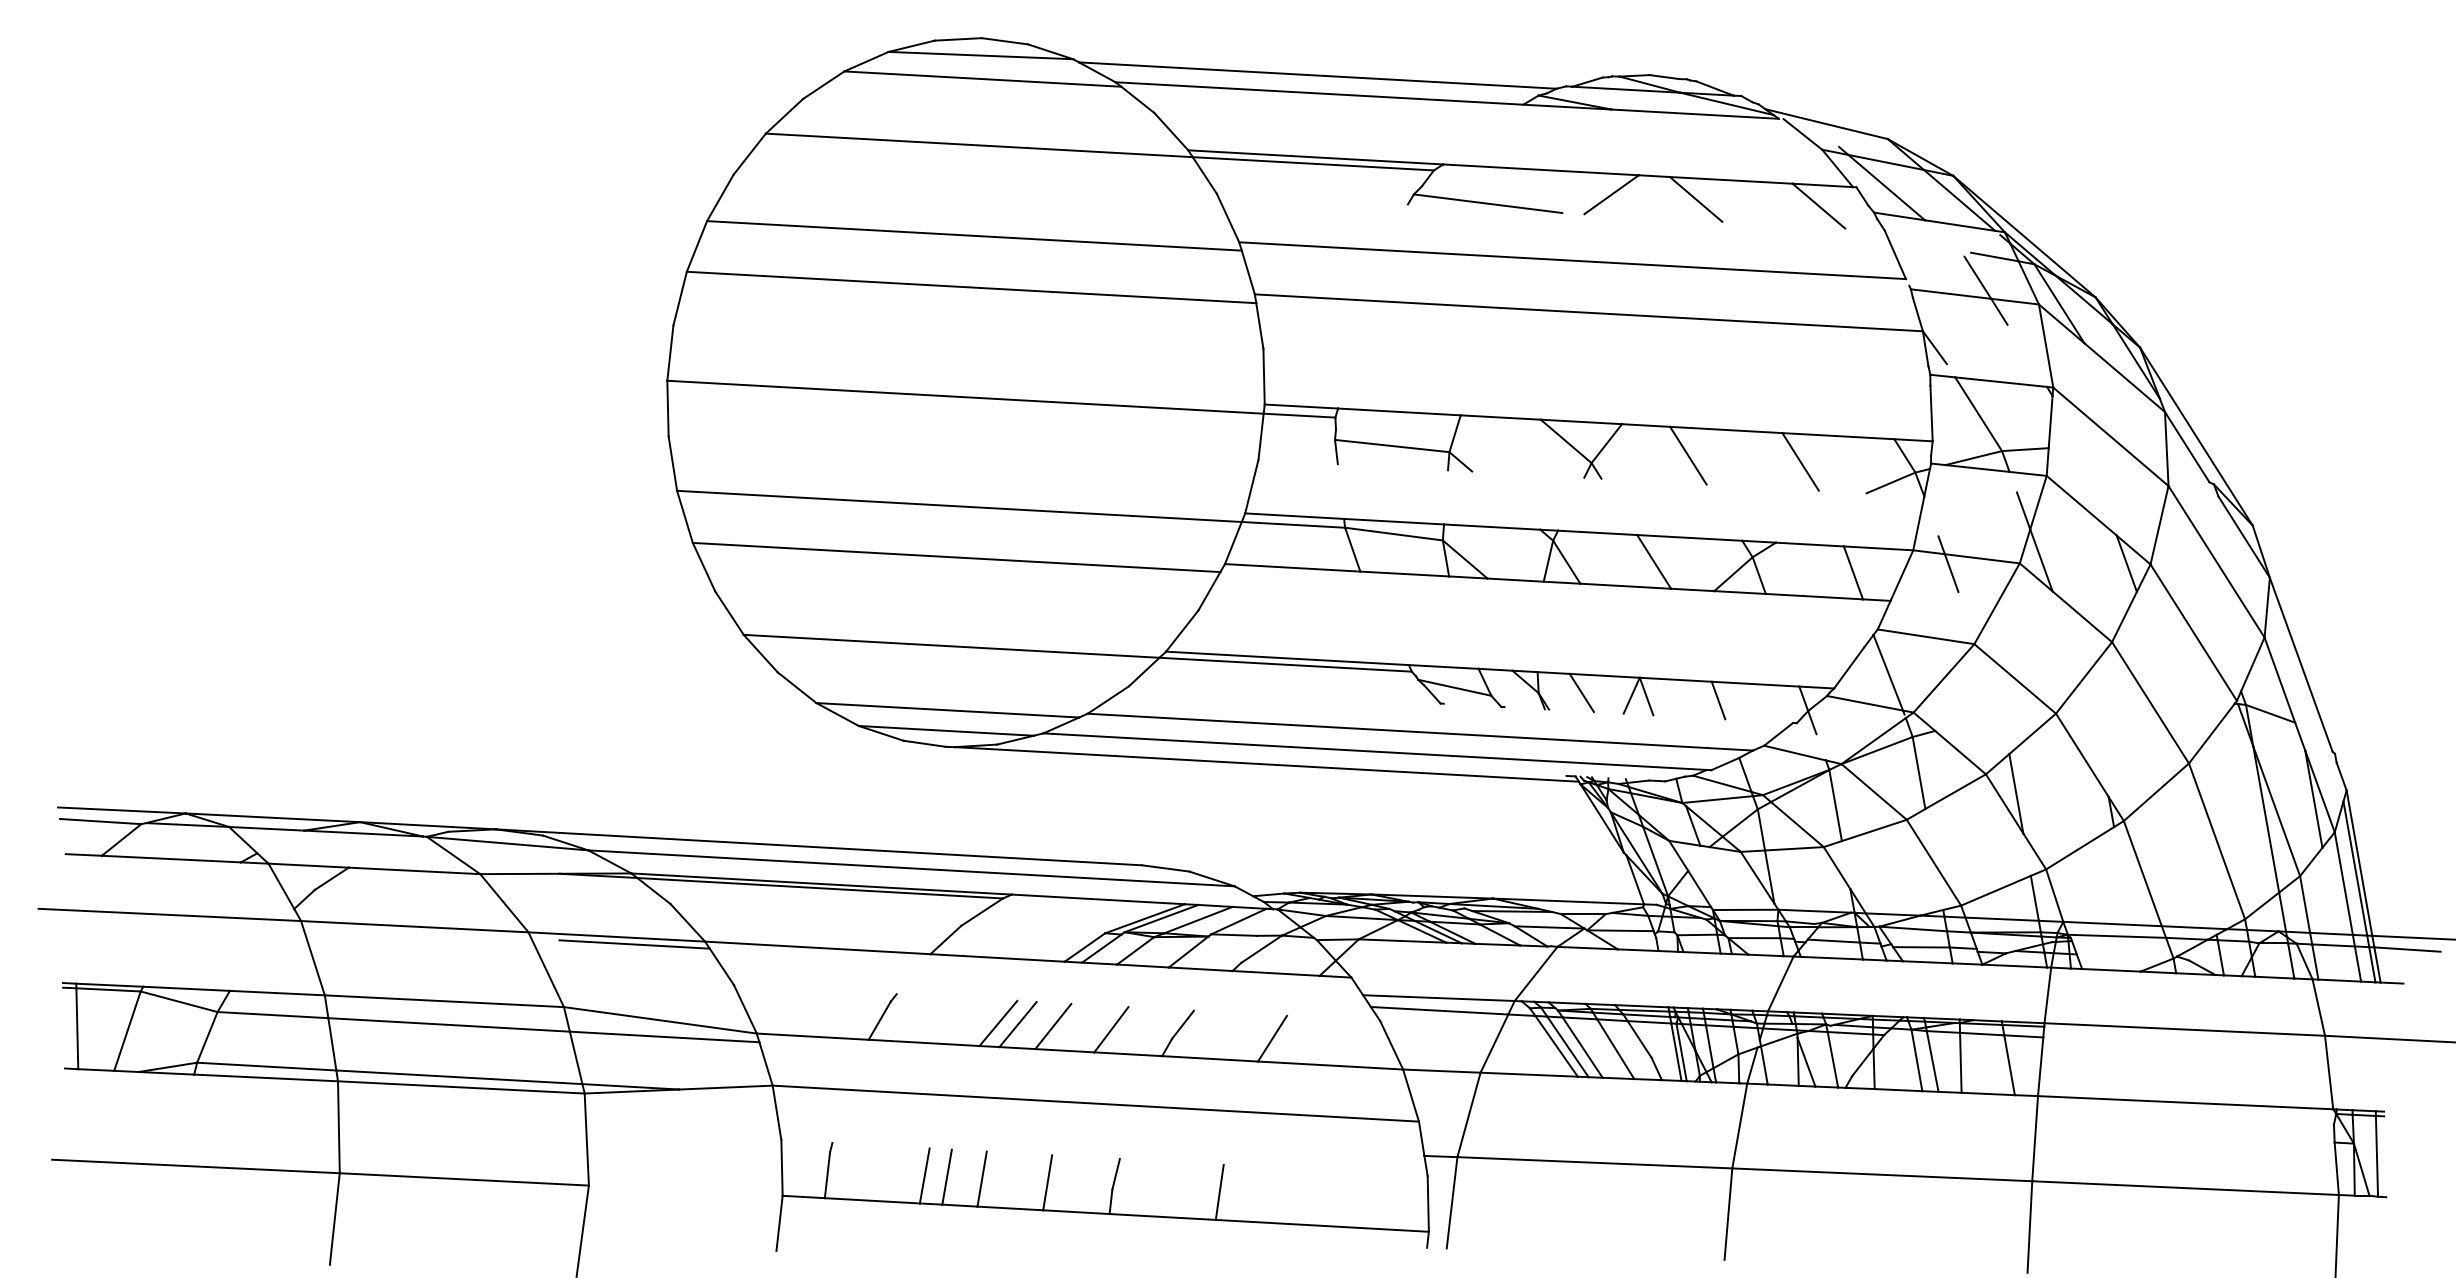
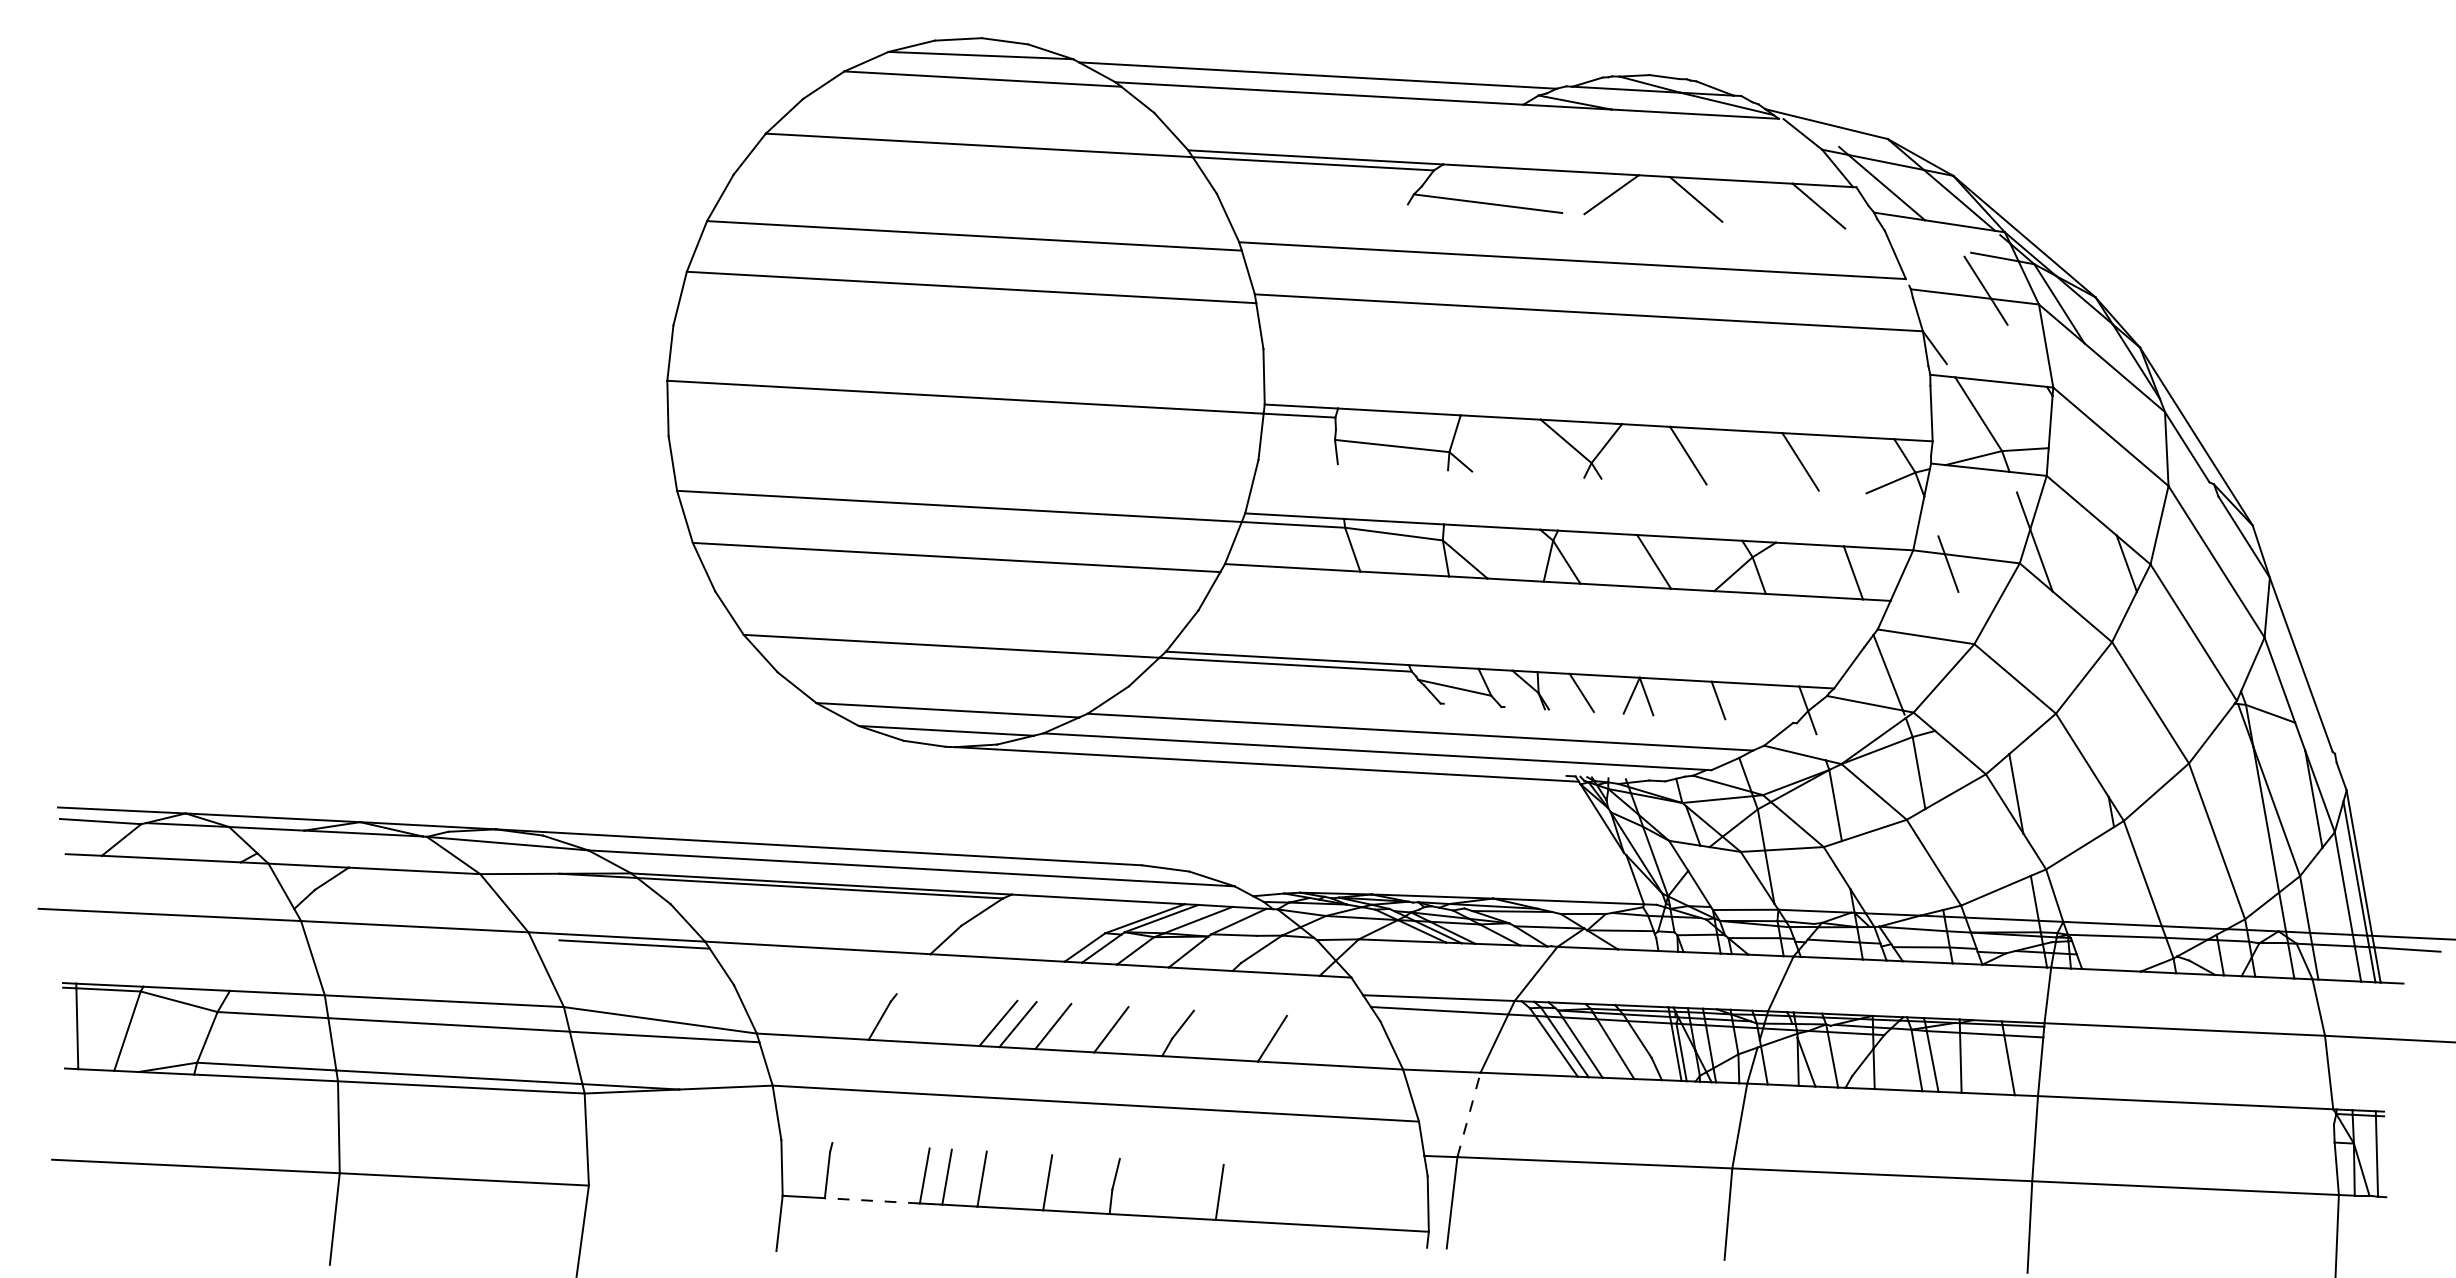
line: solid -> dashed (1469, 1114)
line: solid -> dashed (872, 1200)
